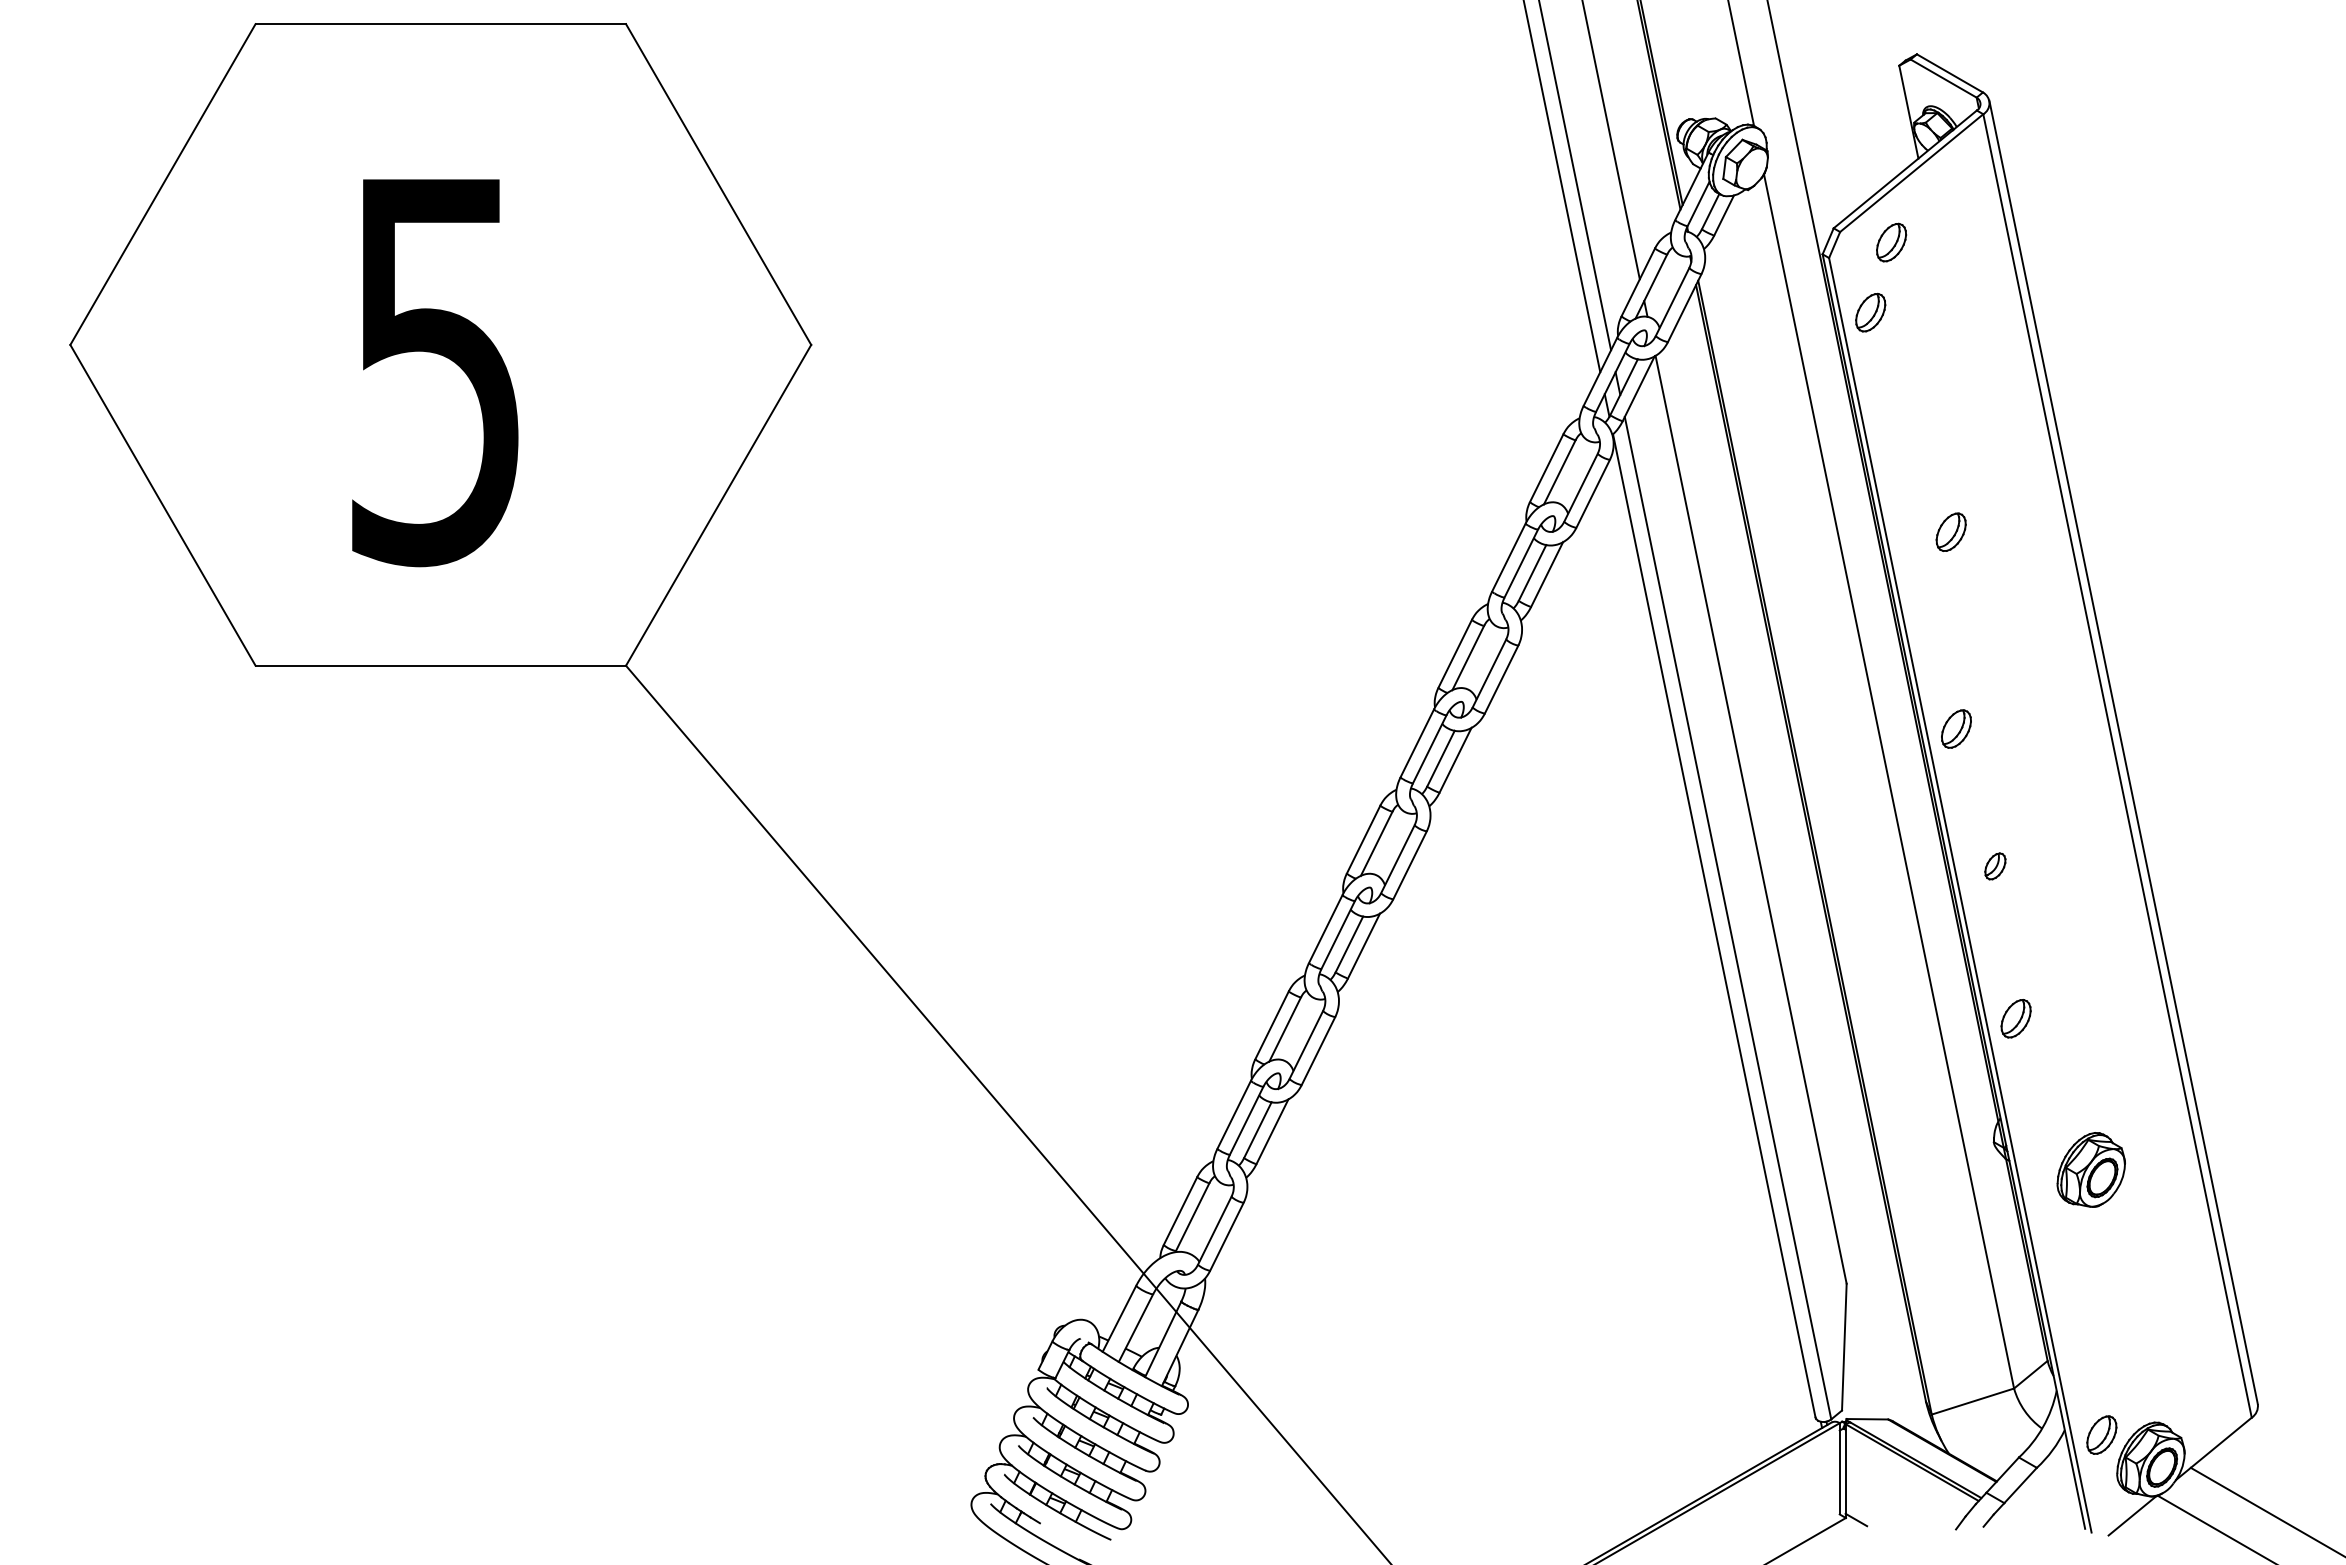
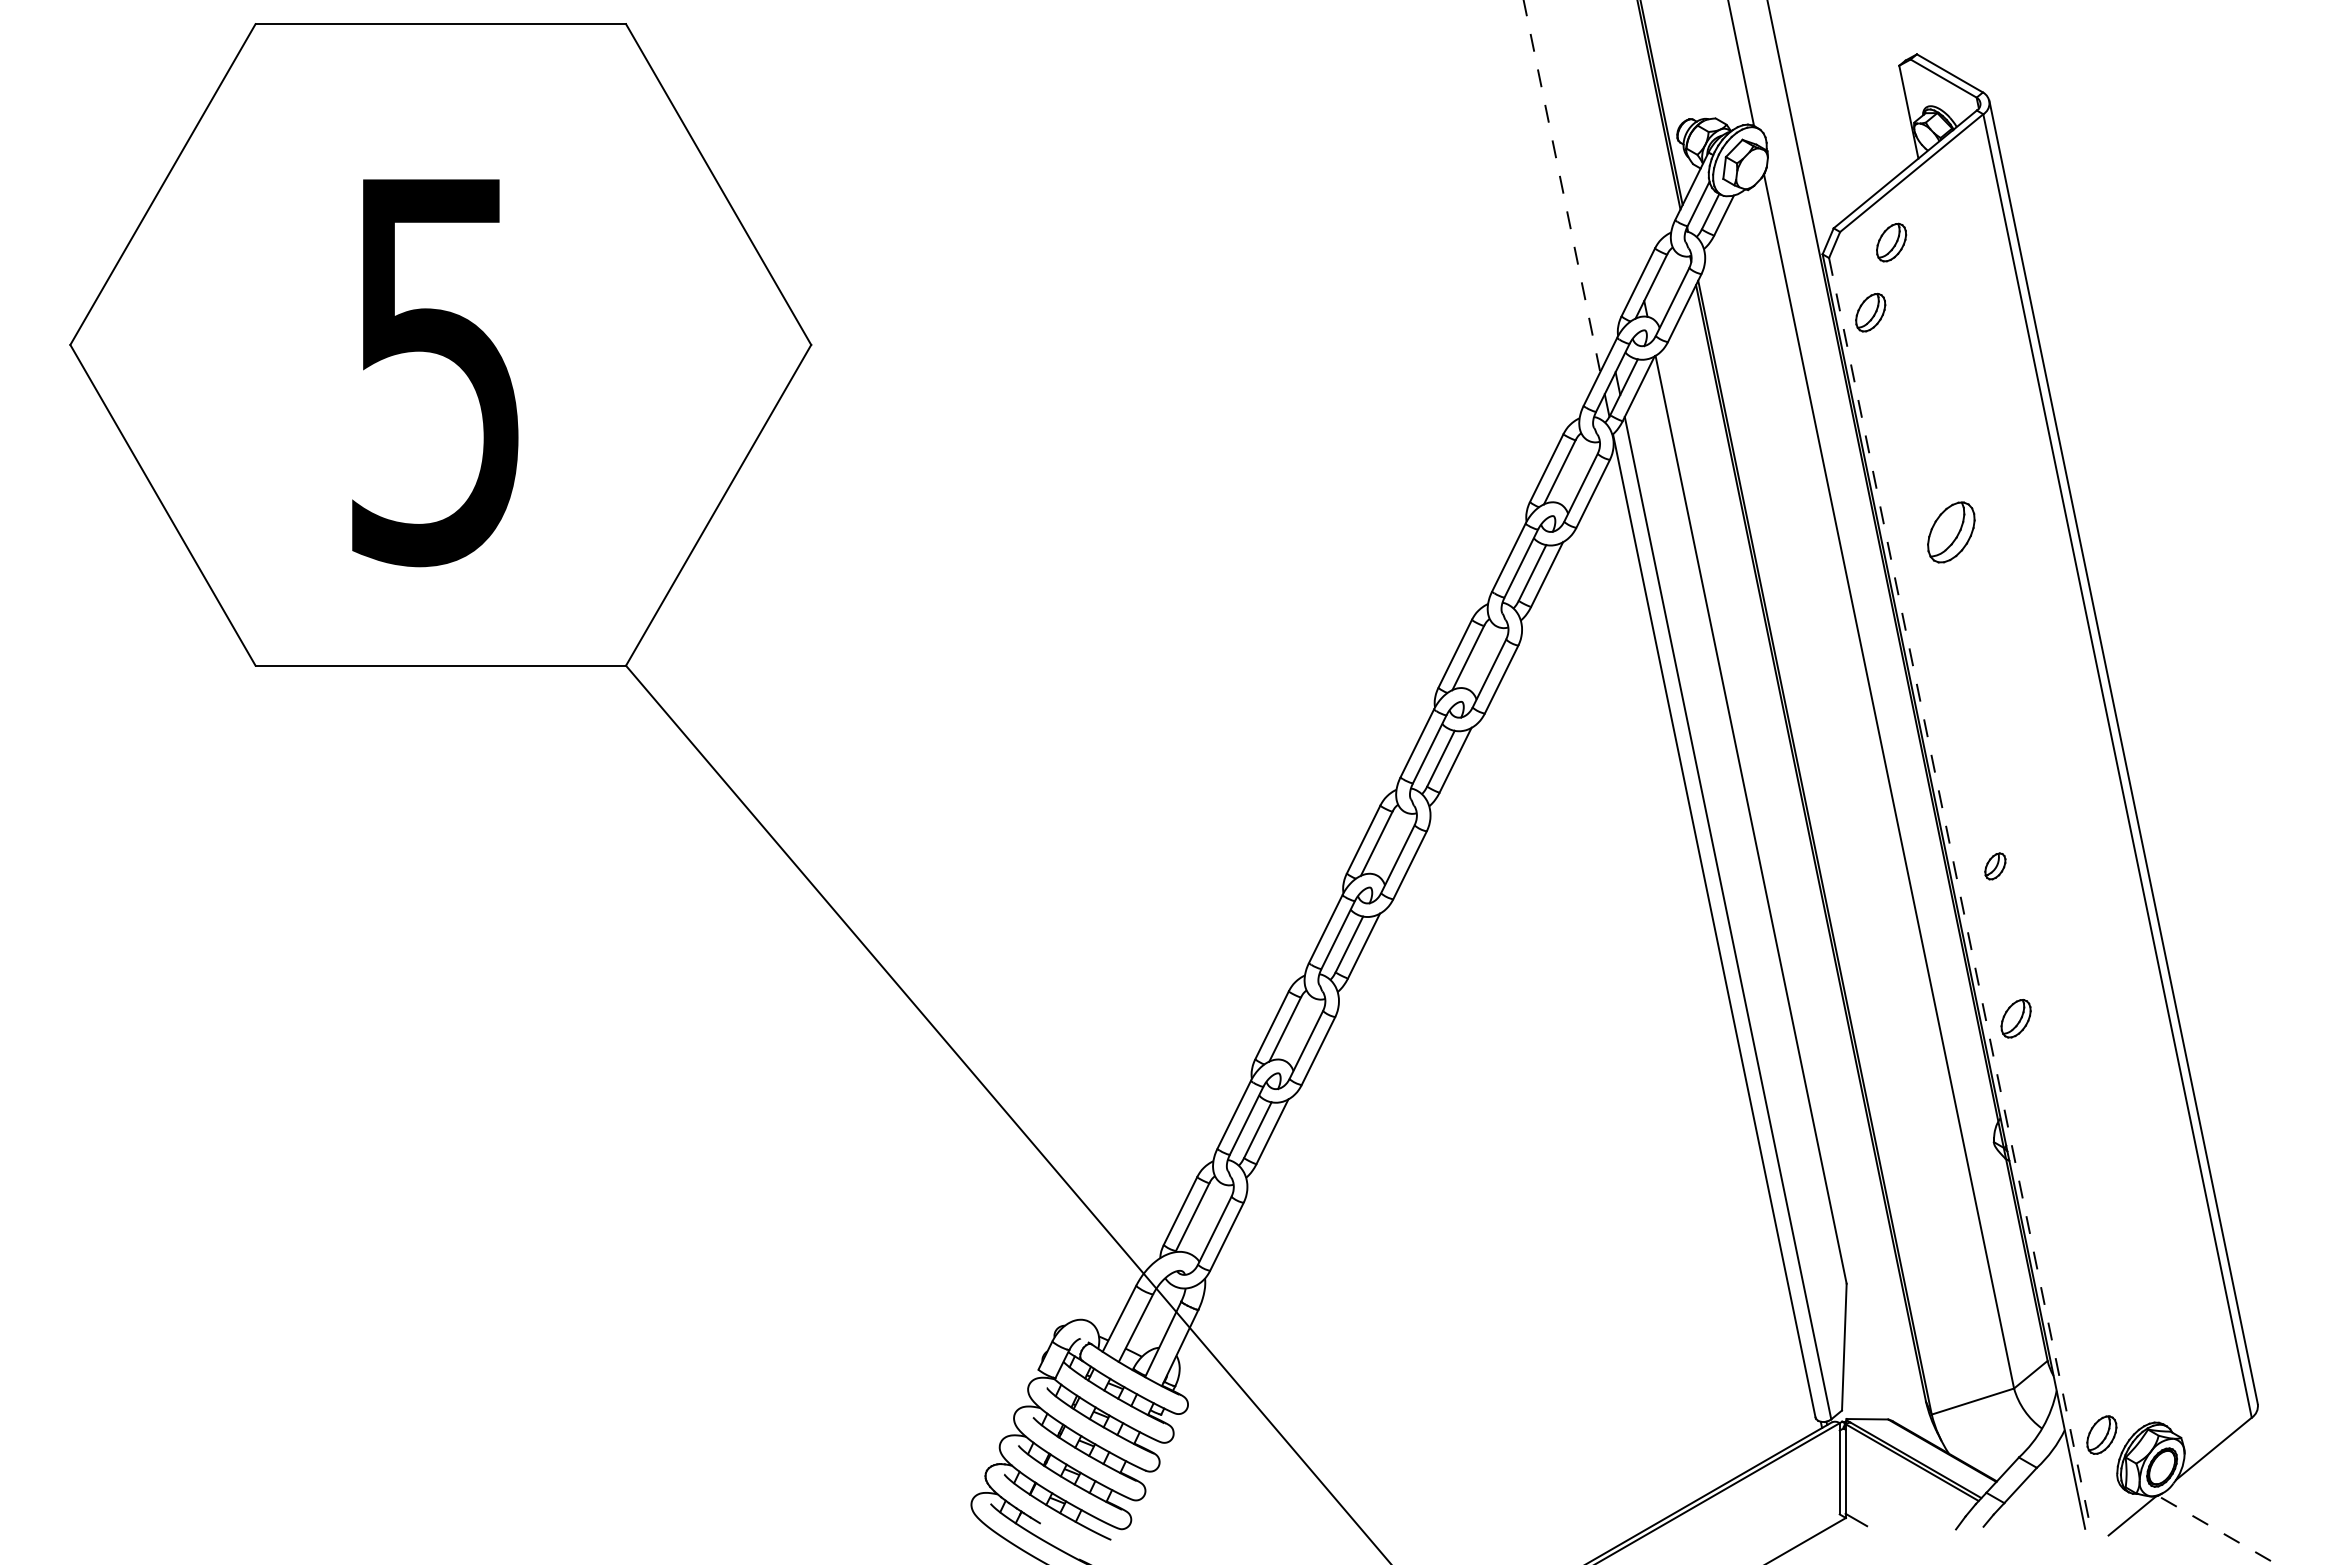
line: present -> none (1610, 140)
line: present -> none (1575, 176)
line: solid -> dashed (1561, 186)
part size: 32x40 px -> 49x63 px (1951, 532)
part: present -> none (1956, 728)
line: solid -> dashed (1960, 895)
part: present -> none (2090, 1169)
line: present -> none (2266, 1511)
line: solid -> dashed (2217, 1530)
